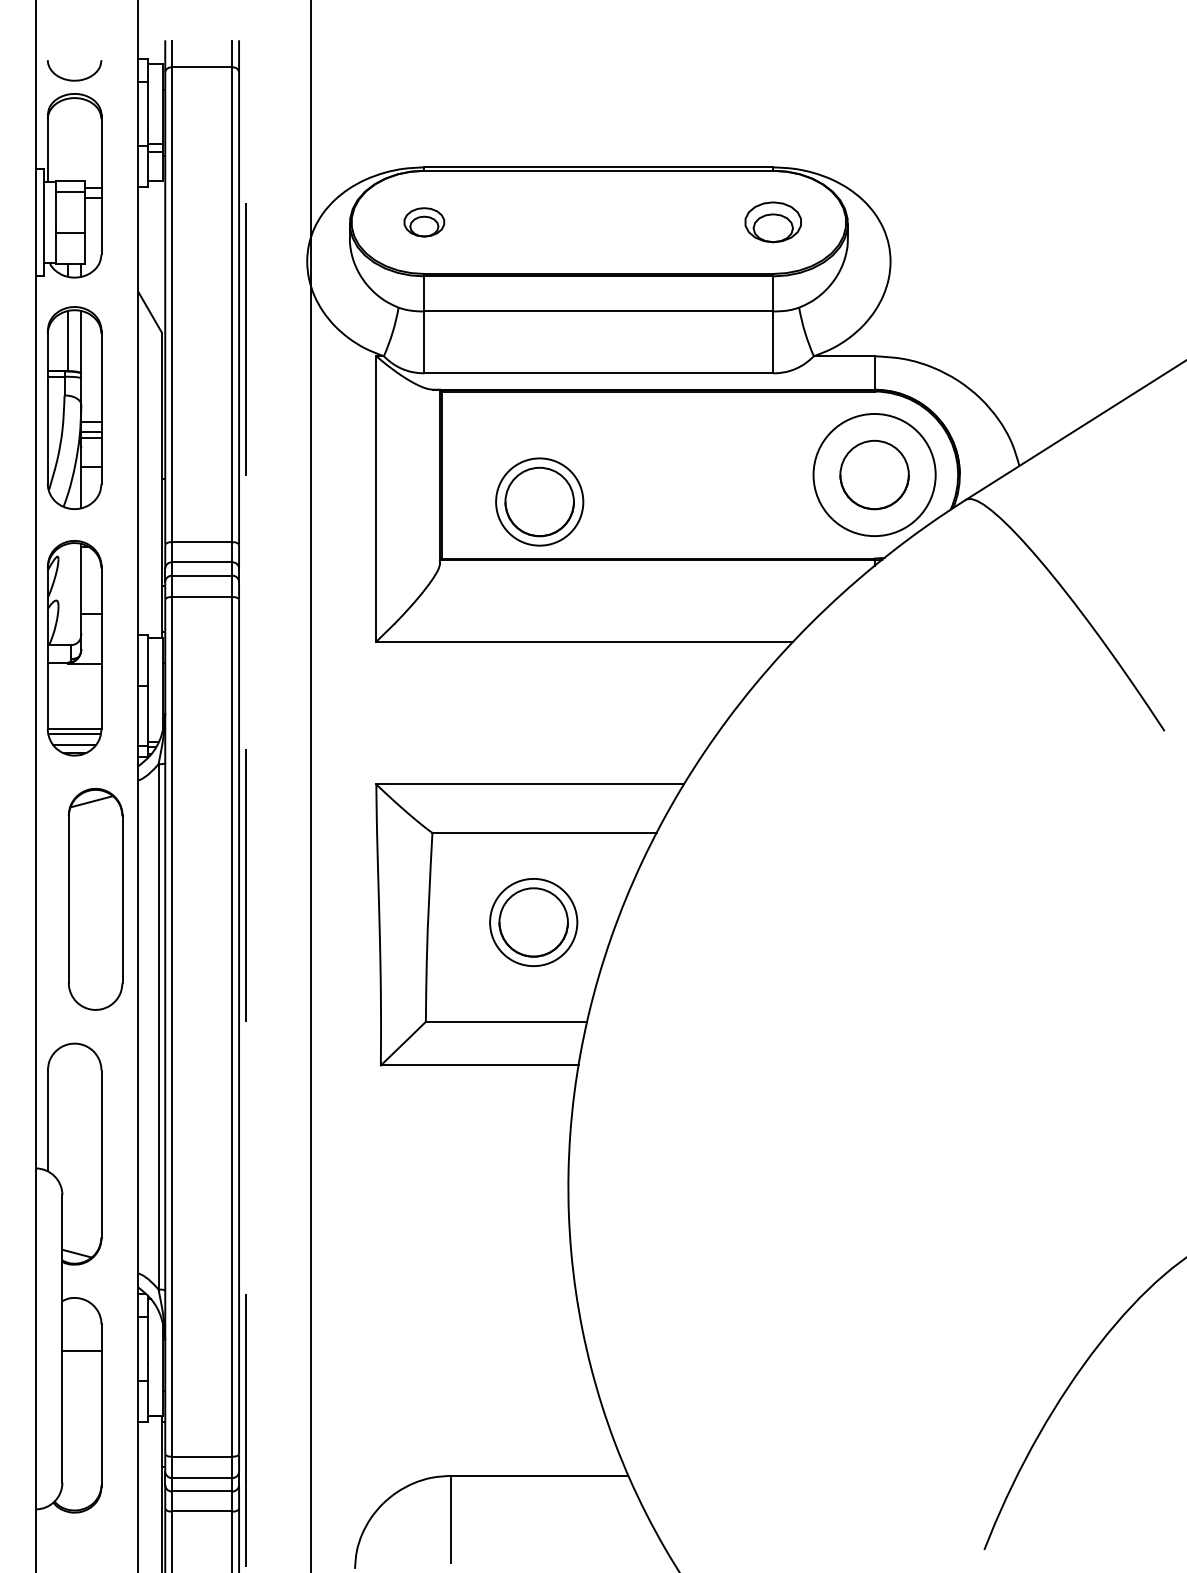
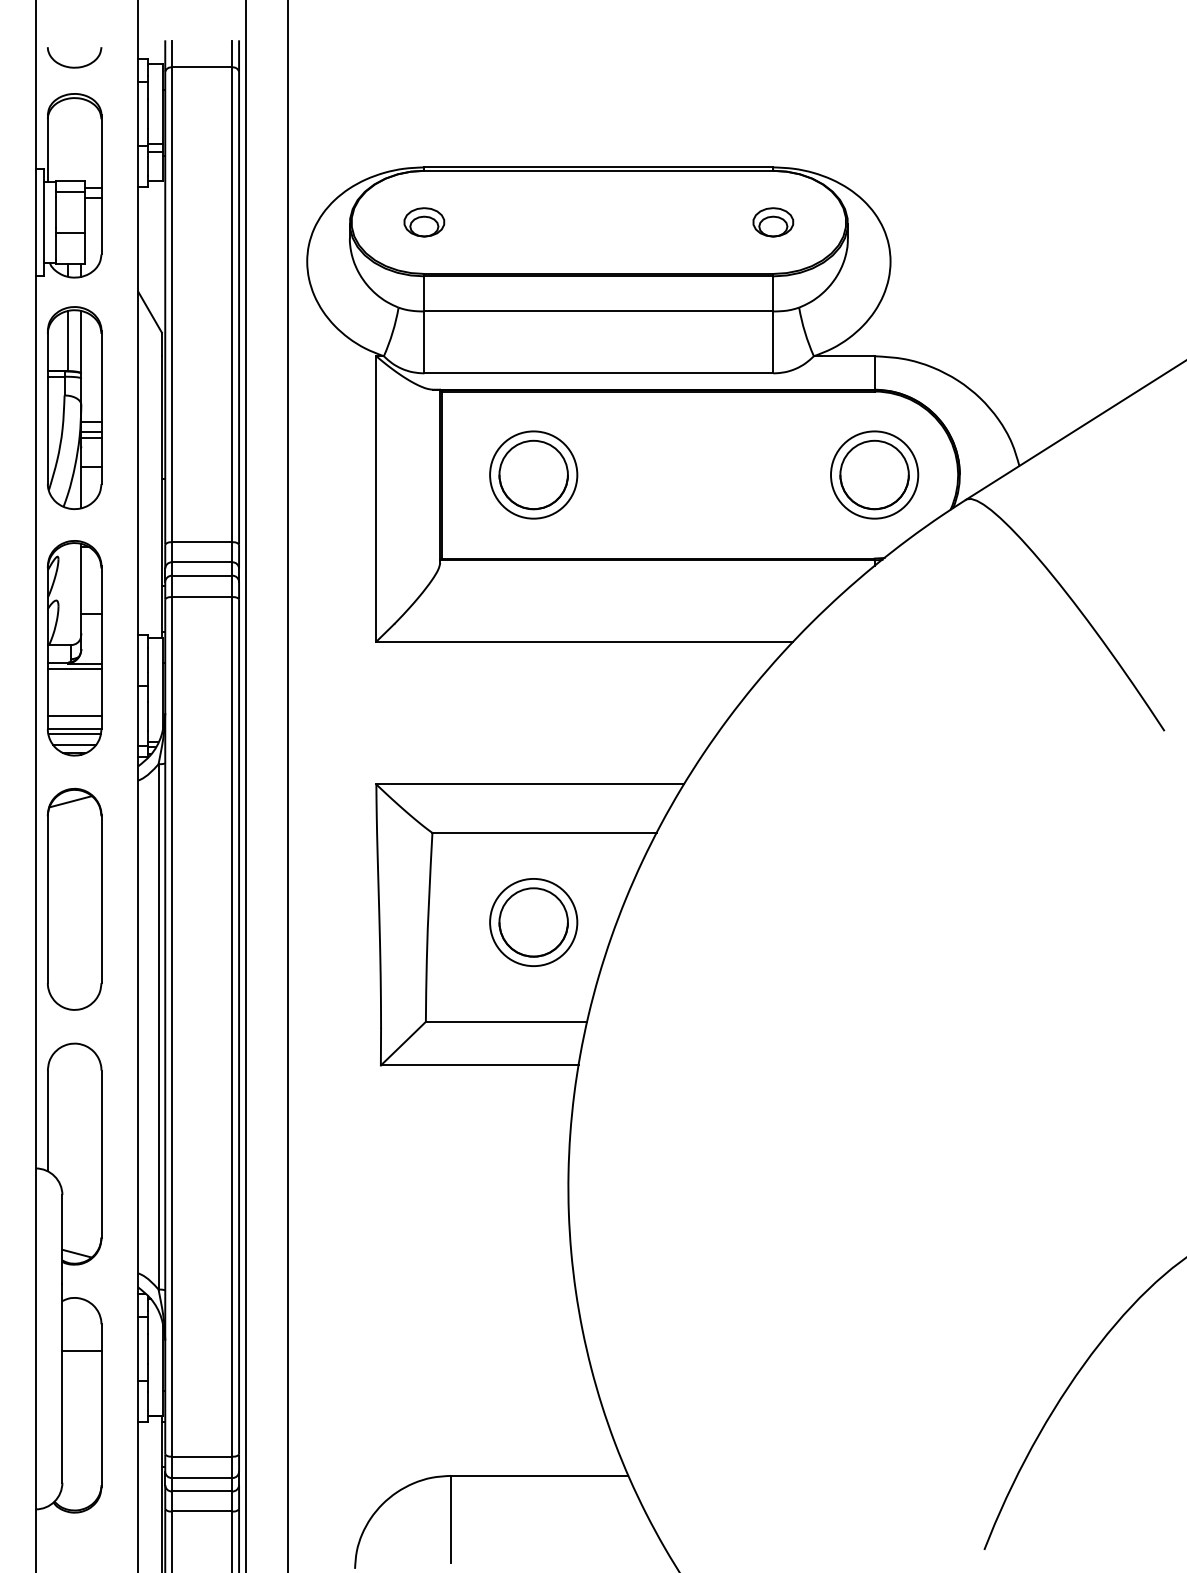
curve position: (74, 79) -> (74, 66) (74, 66)
part size: 58x43 px -> 43x31 px (773, 222)
circle diameter: 122 px -> 87 px (874, 474)
part position: (539, 501) -> (533, 474) (533, 474)
line: none -> present (74, 669)
line: none -> present (74, 716)
line position: (311, 785) -> (288, 785) (288, 785)
line: dashed -> solid (245, 786)
part position: (95, 898) -> (74, 898) (74, 898)
